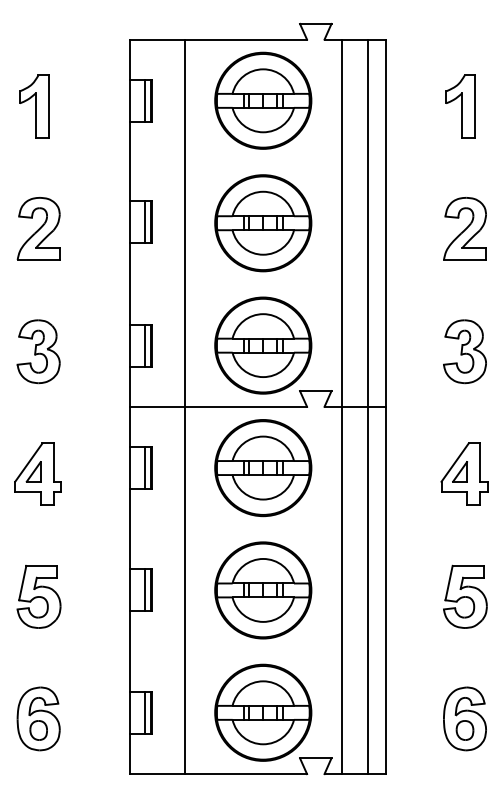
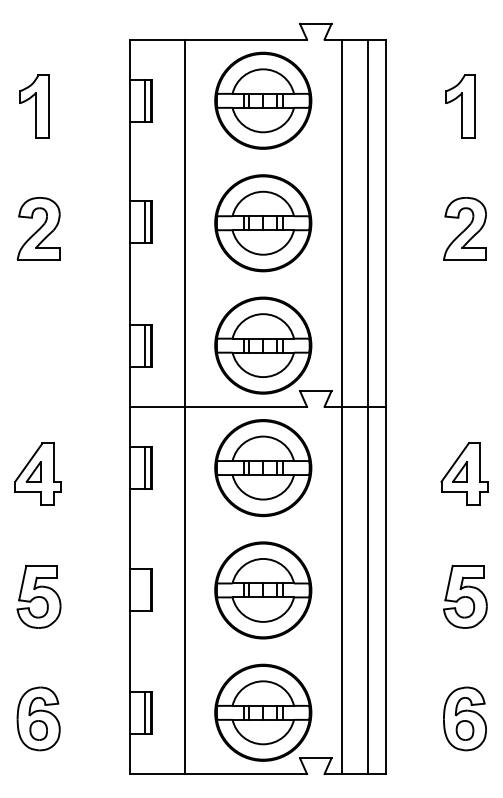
part: present -> none (38, 351)
part: present -> none (464, 351)
line: present -> none (145, 589)
